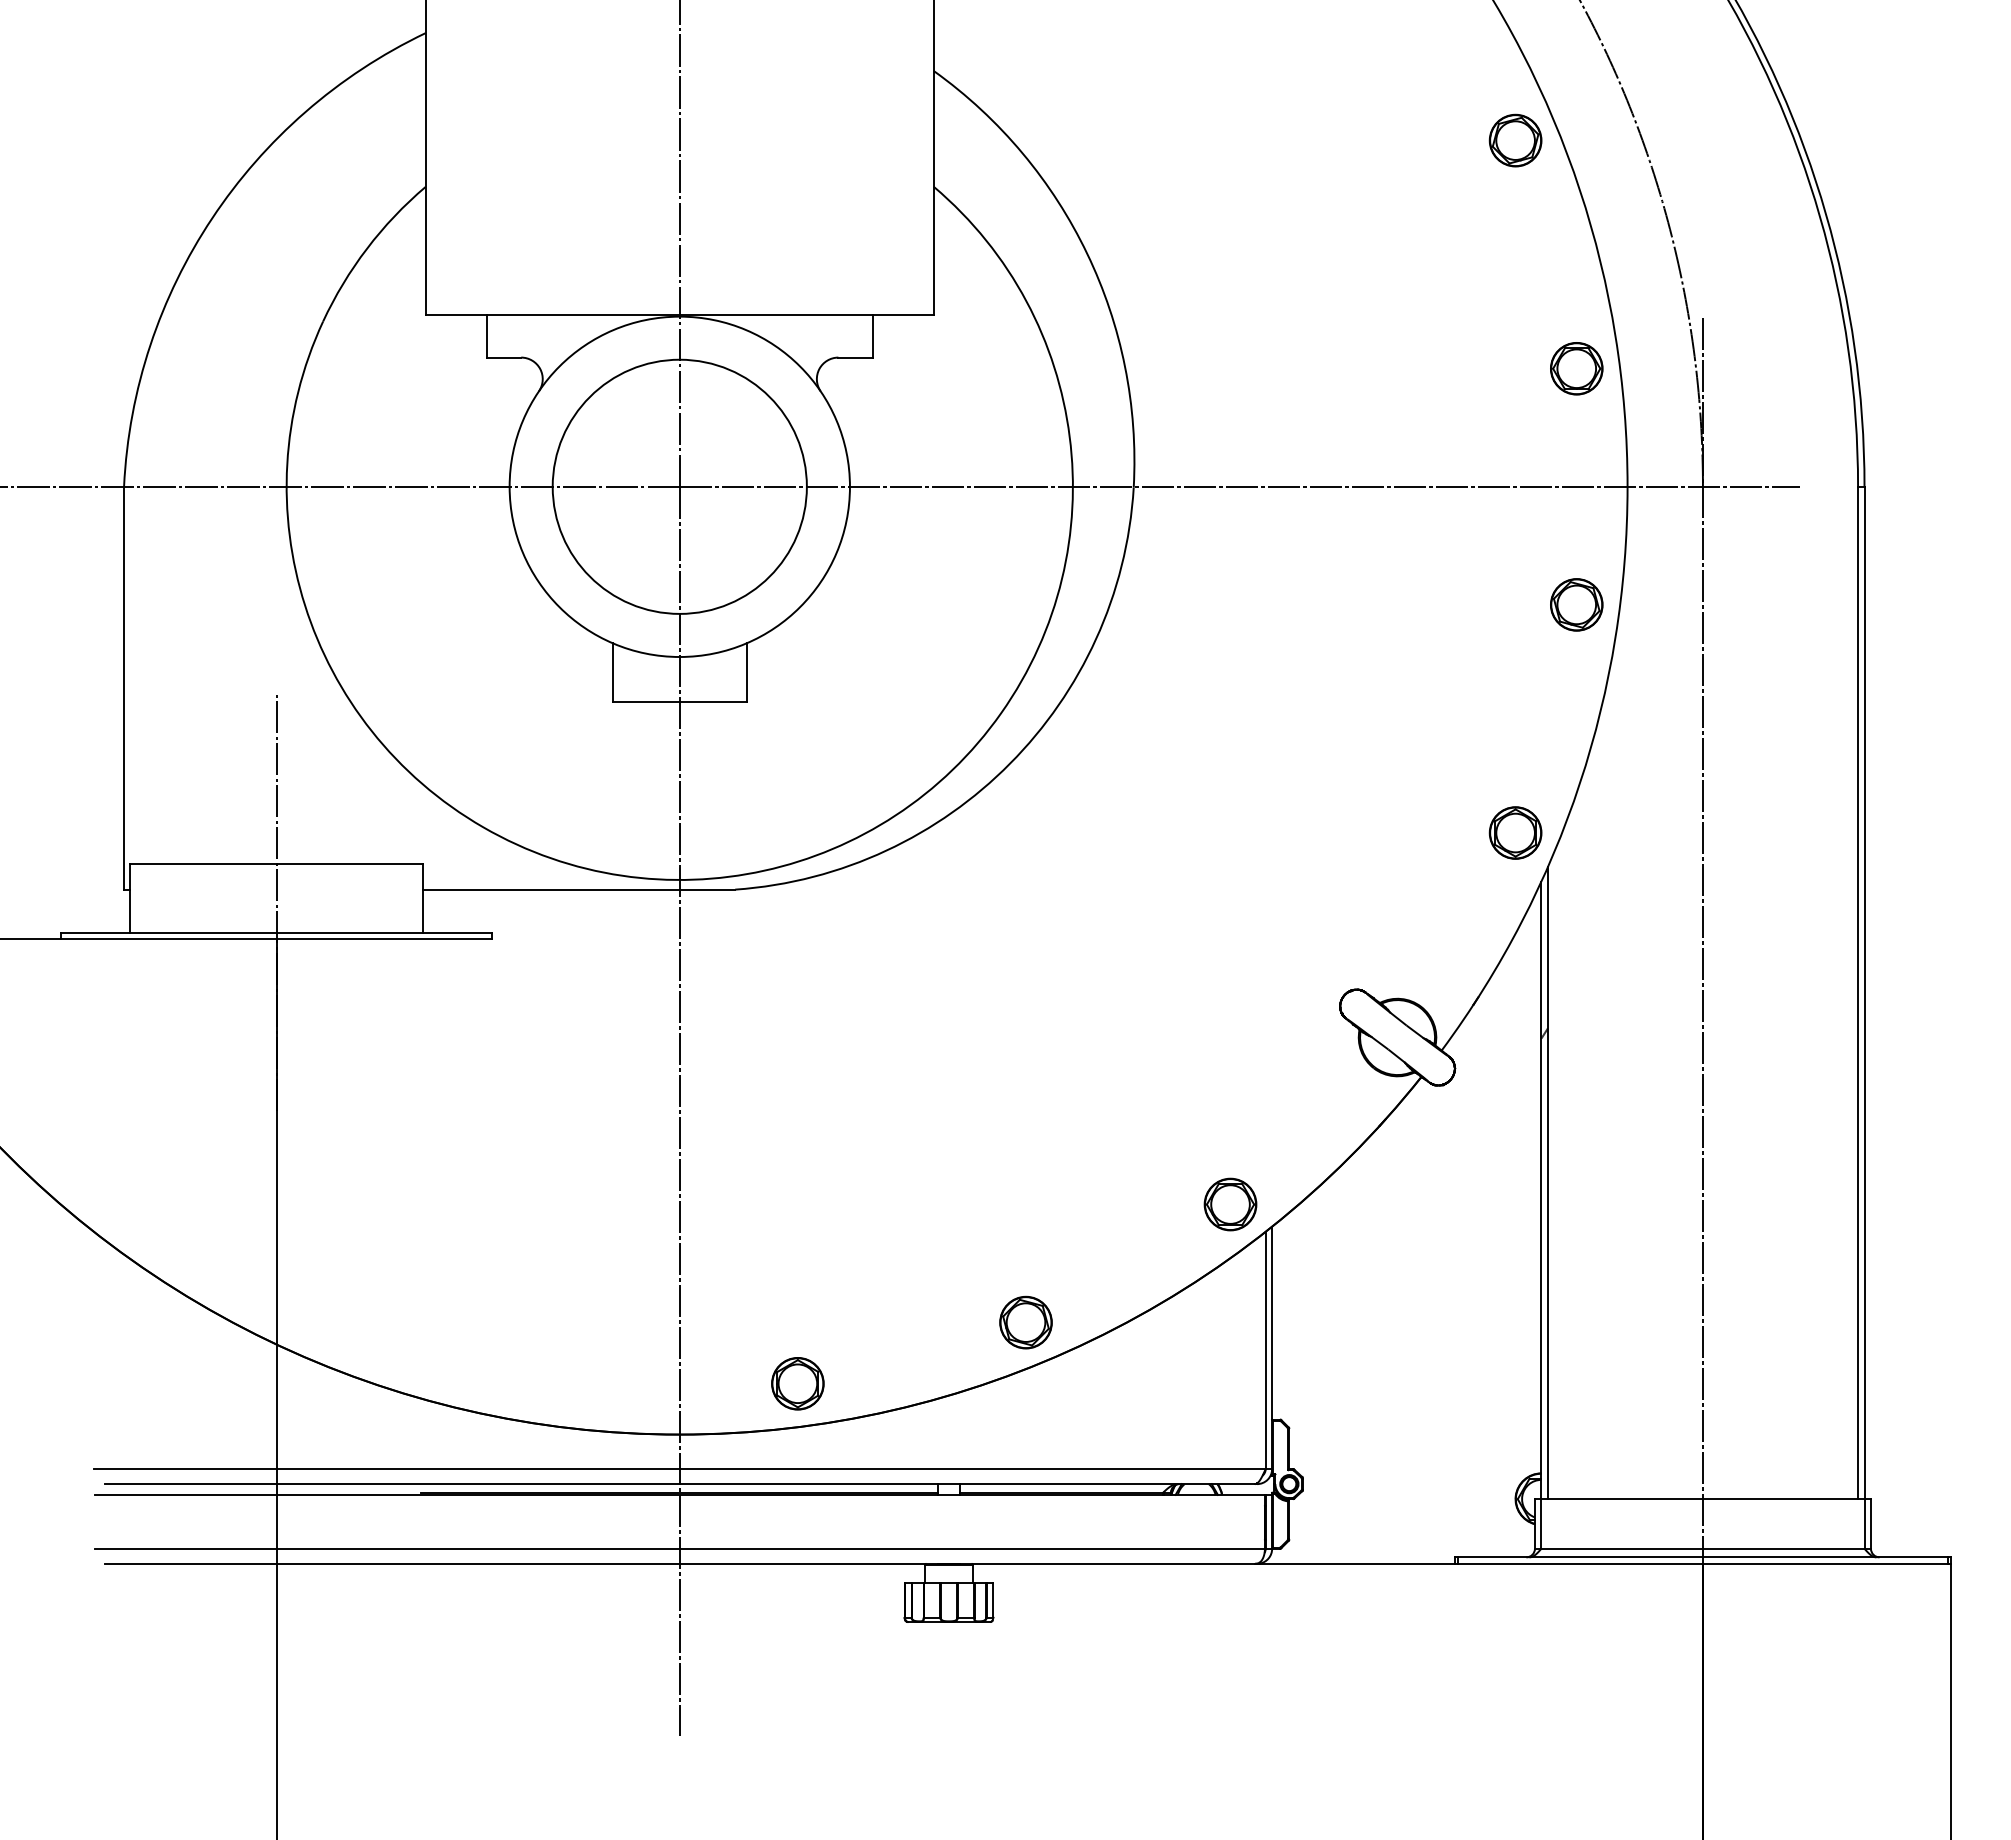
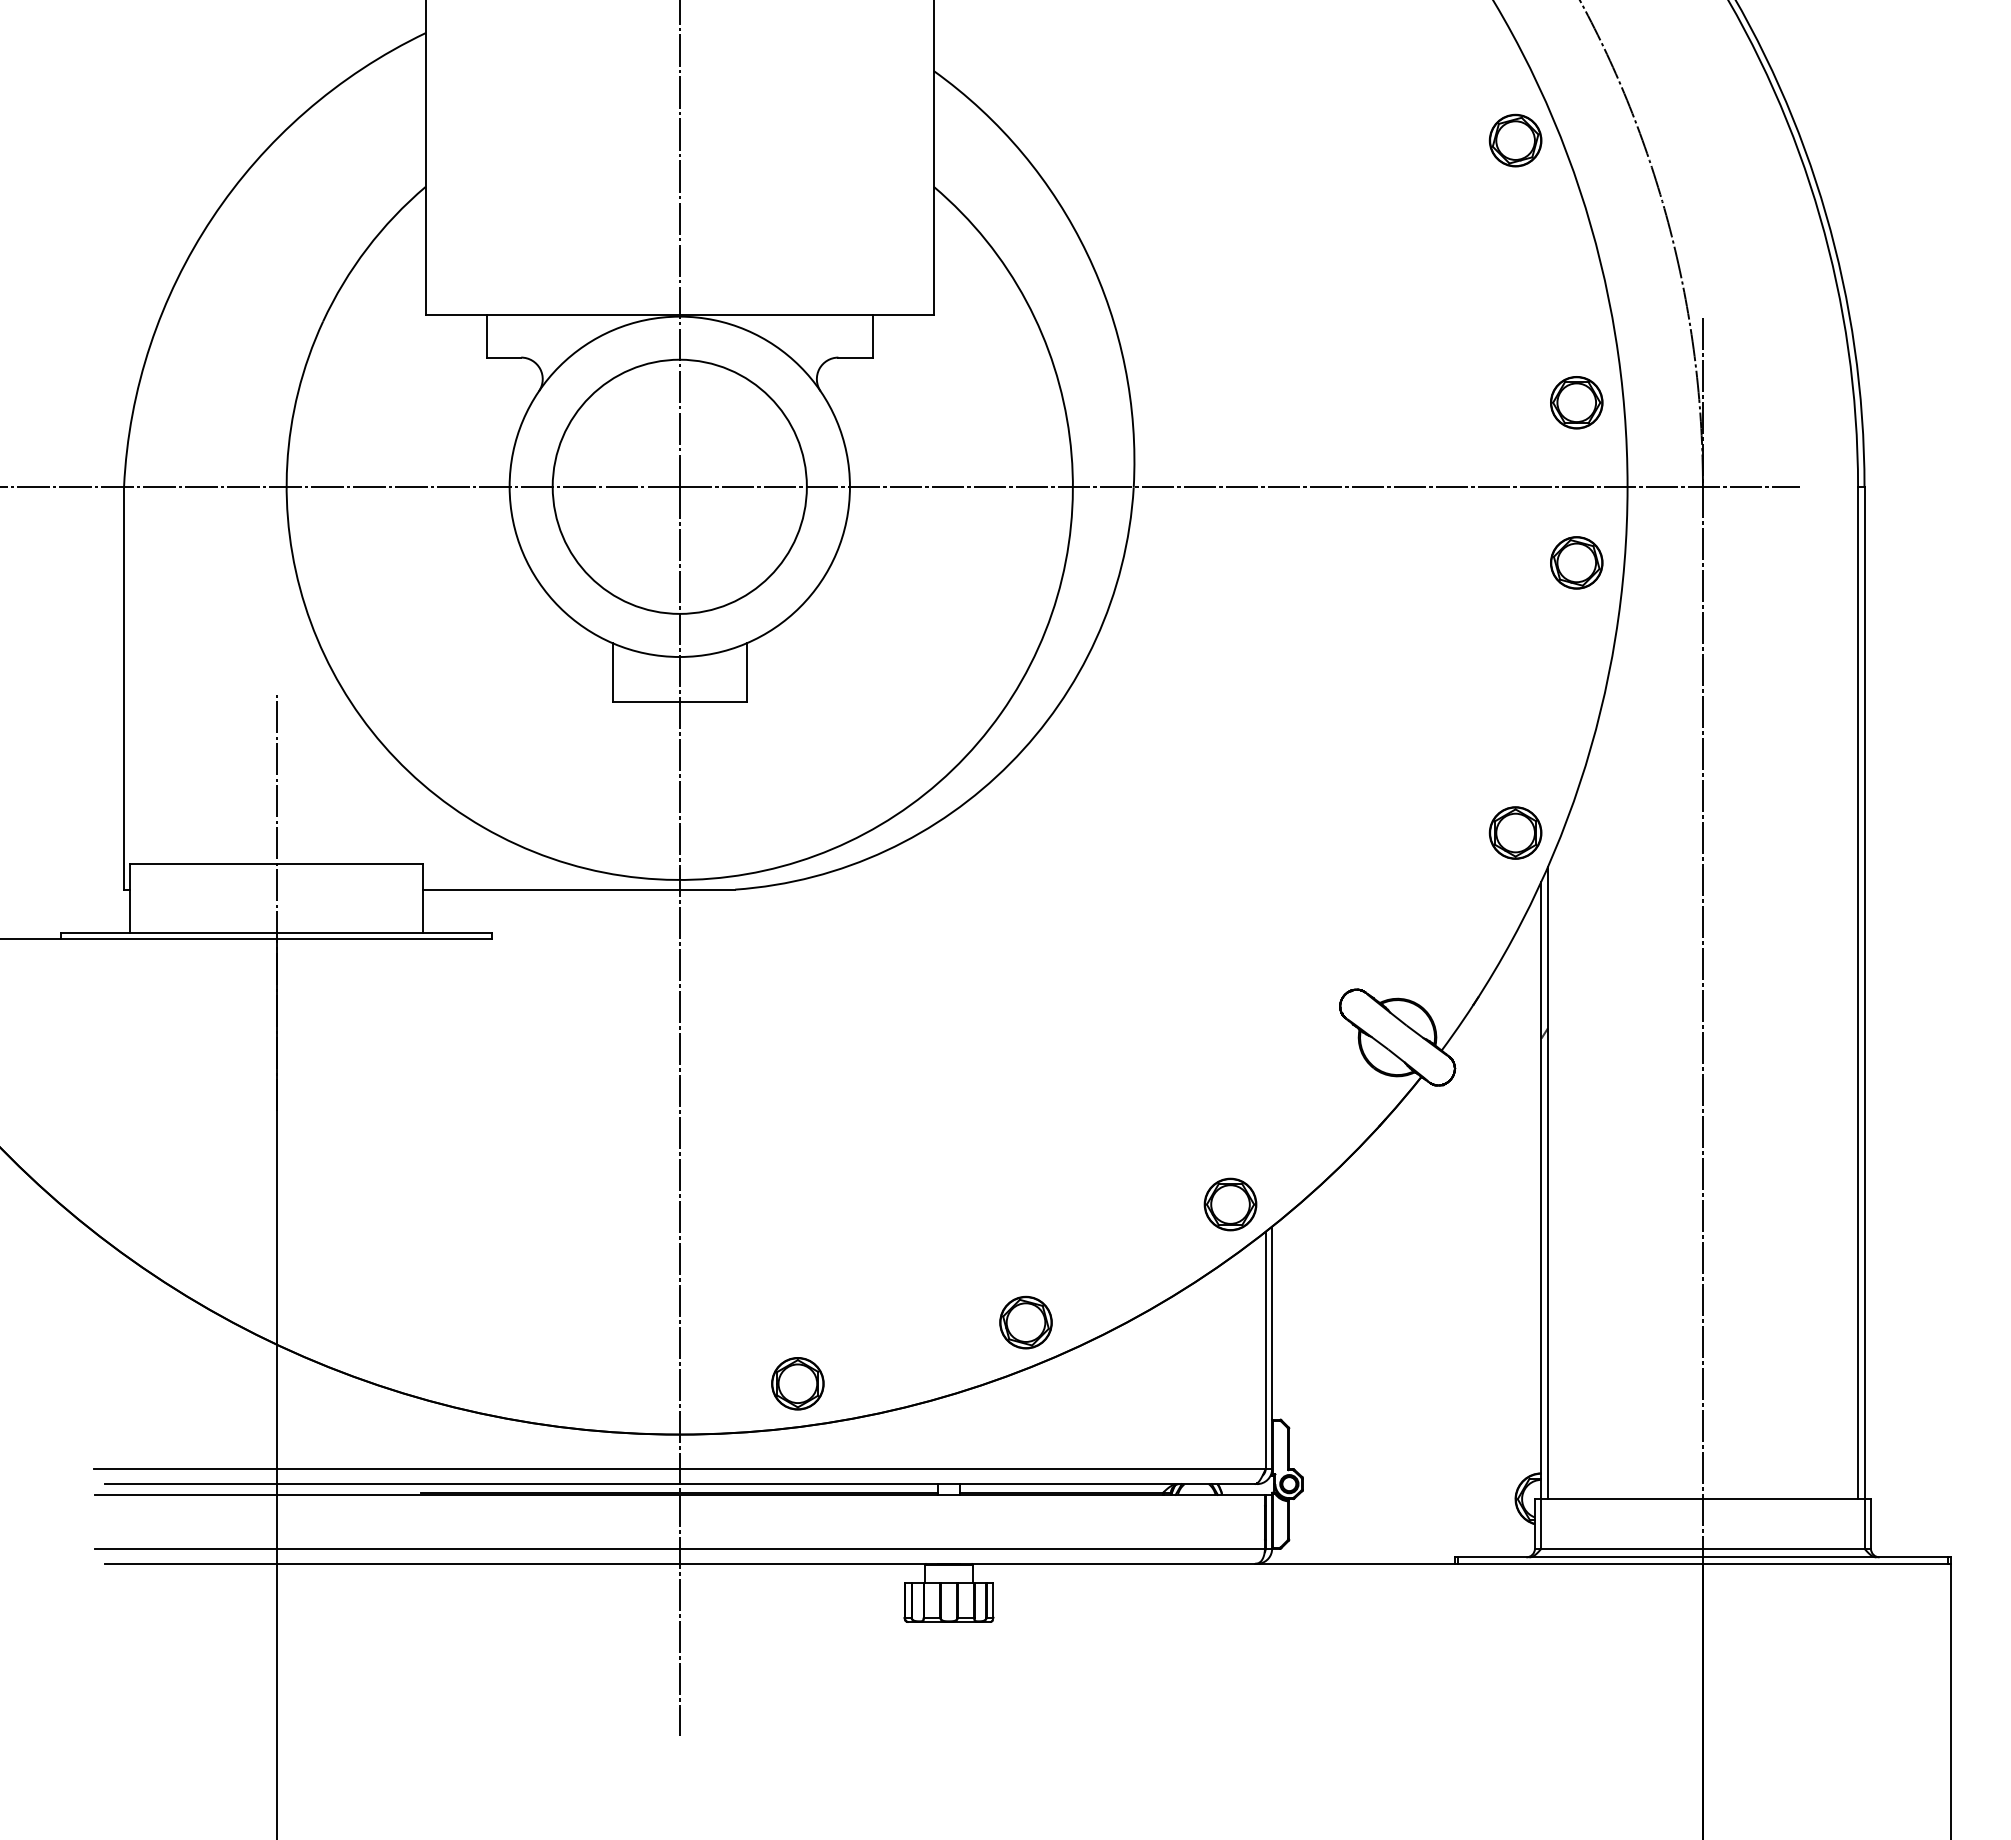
part position: (1576, 368) -> (1576, 402) (1576, 402)
part position: (1576, 604) -> (1576, 562) (1576, 562)
